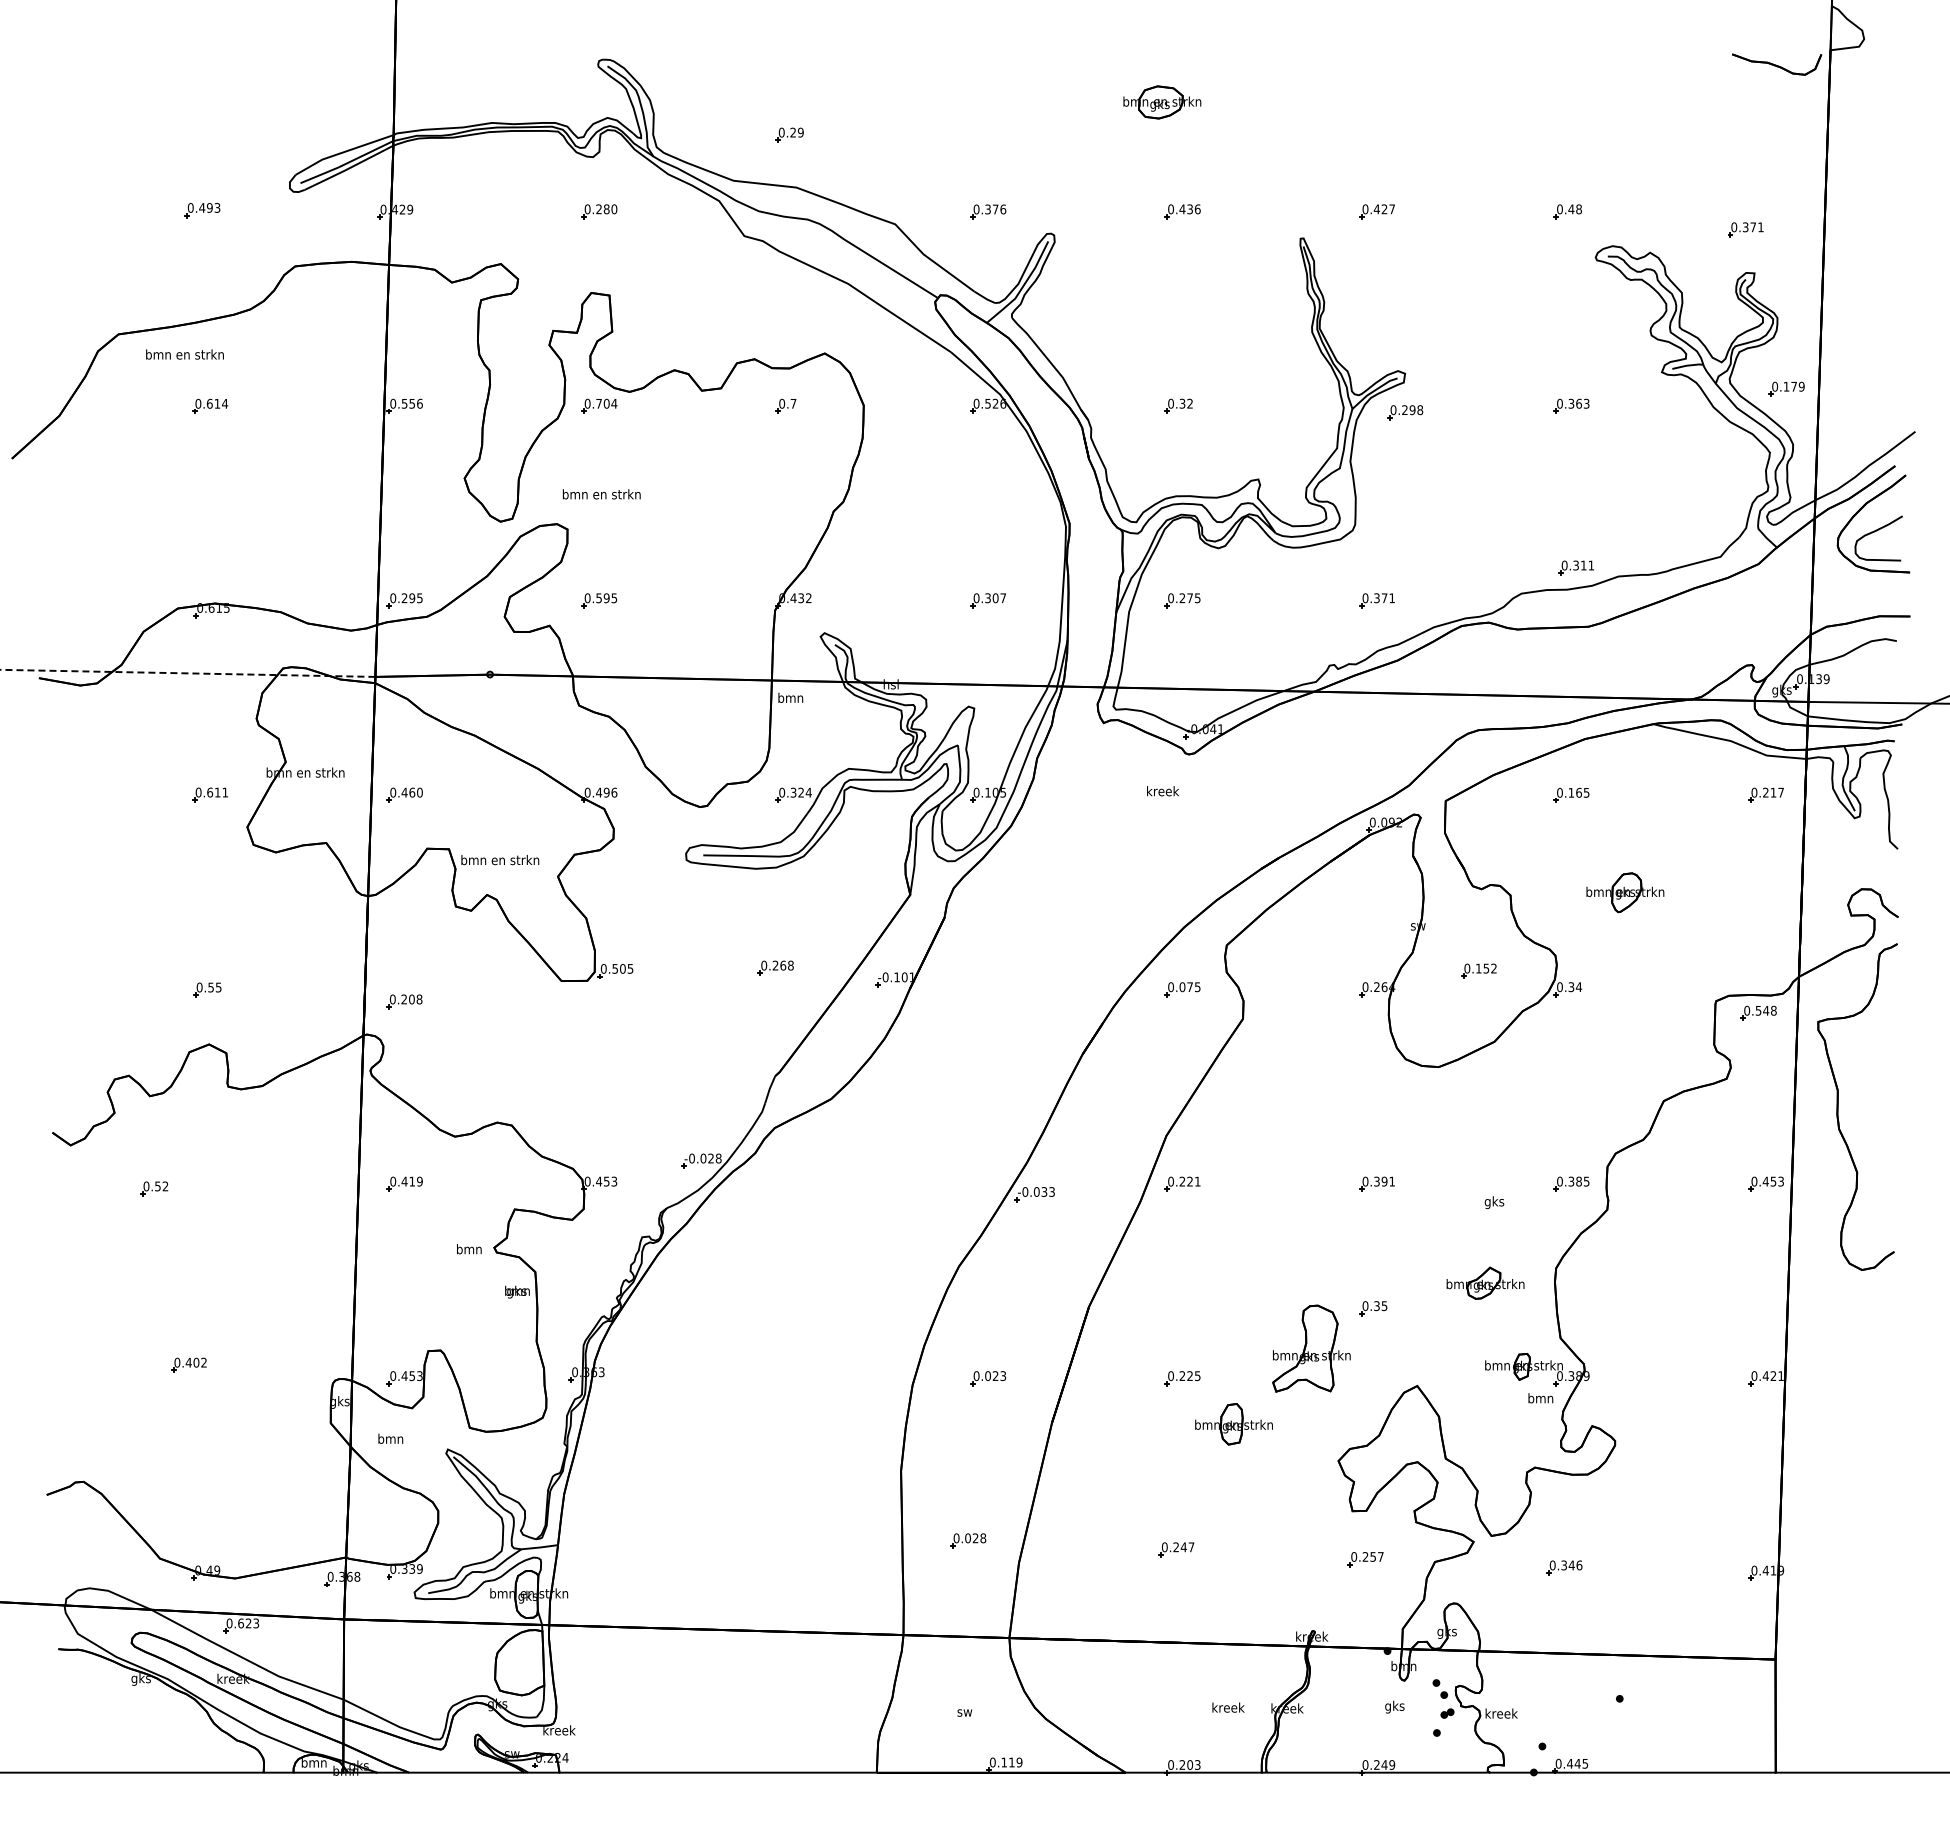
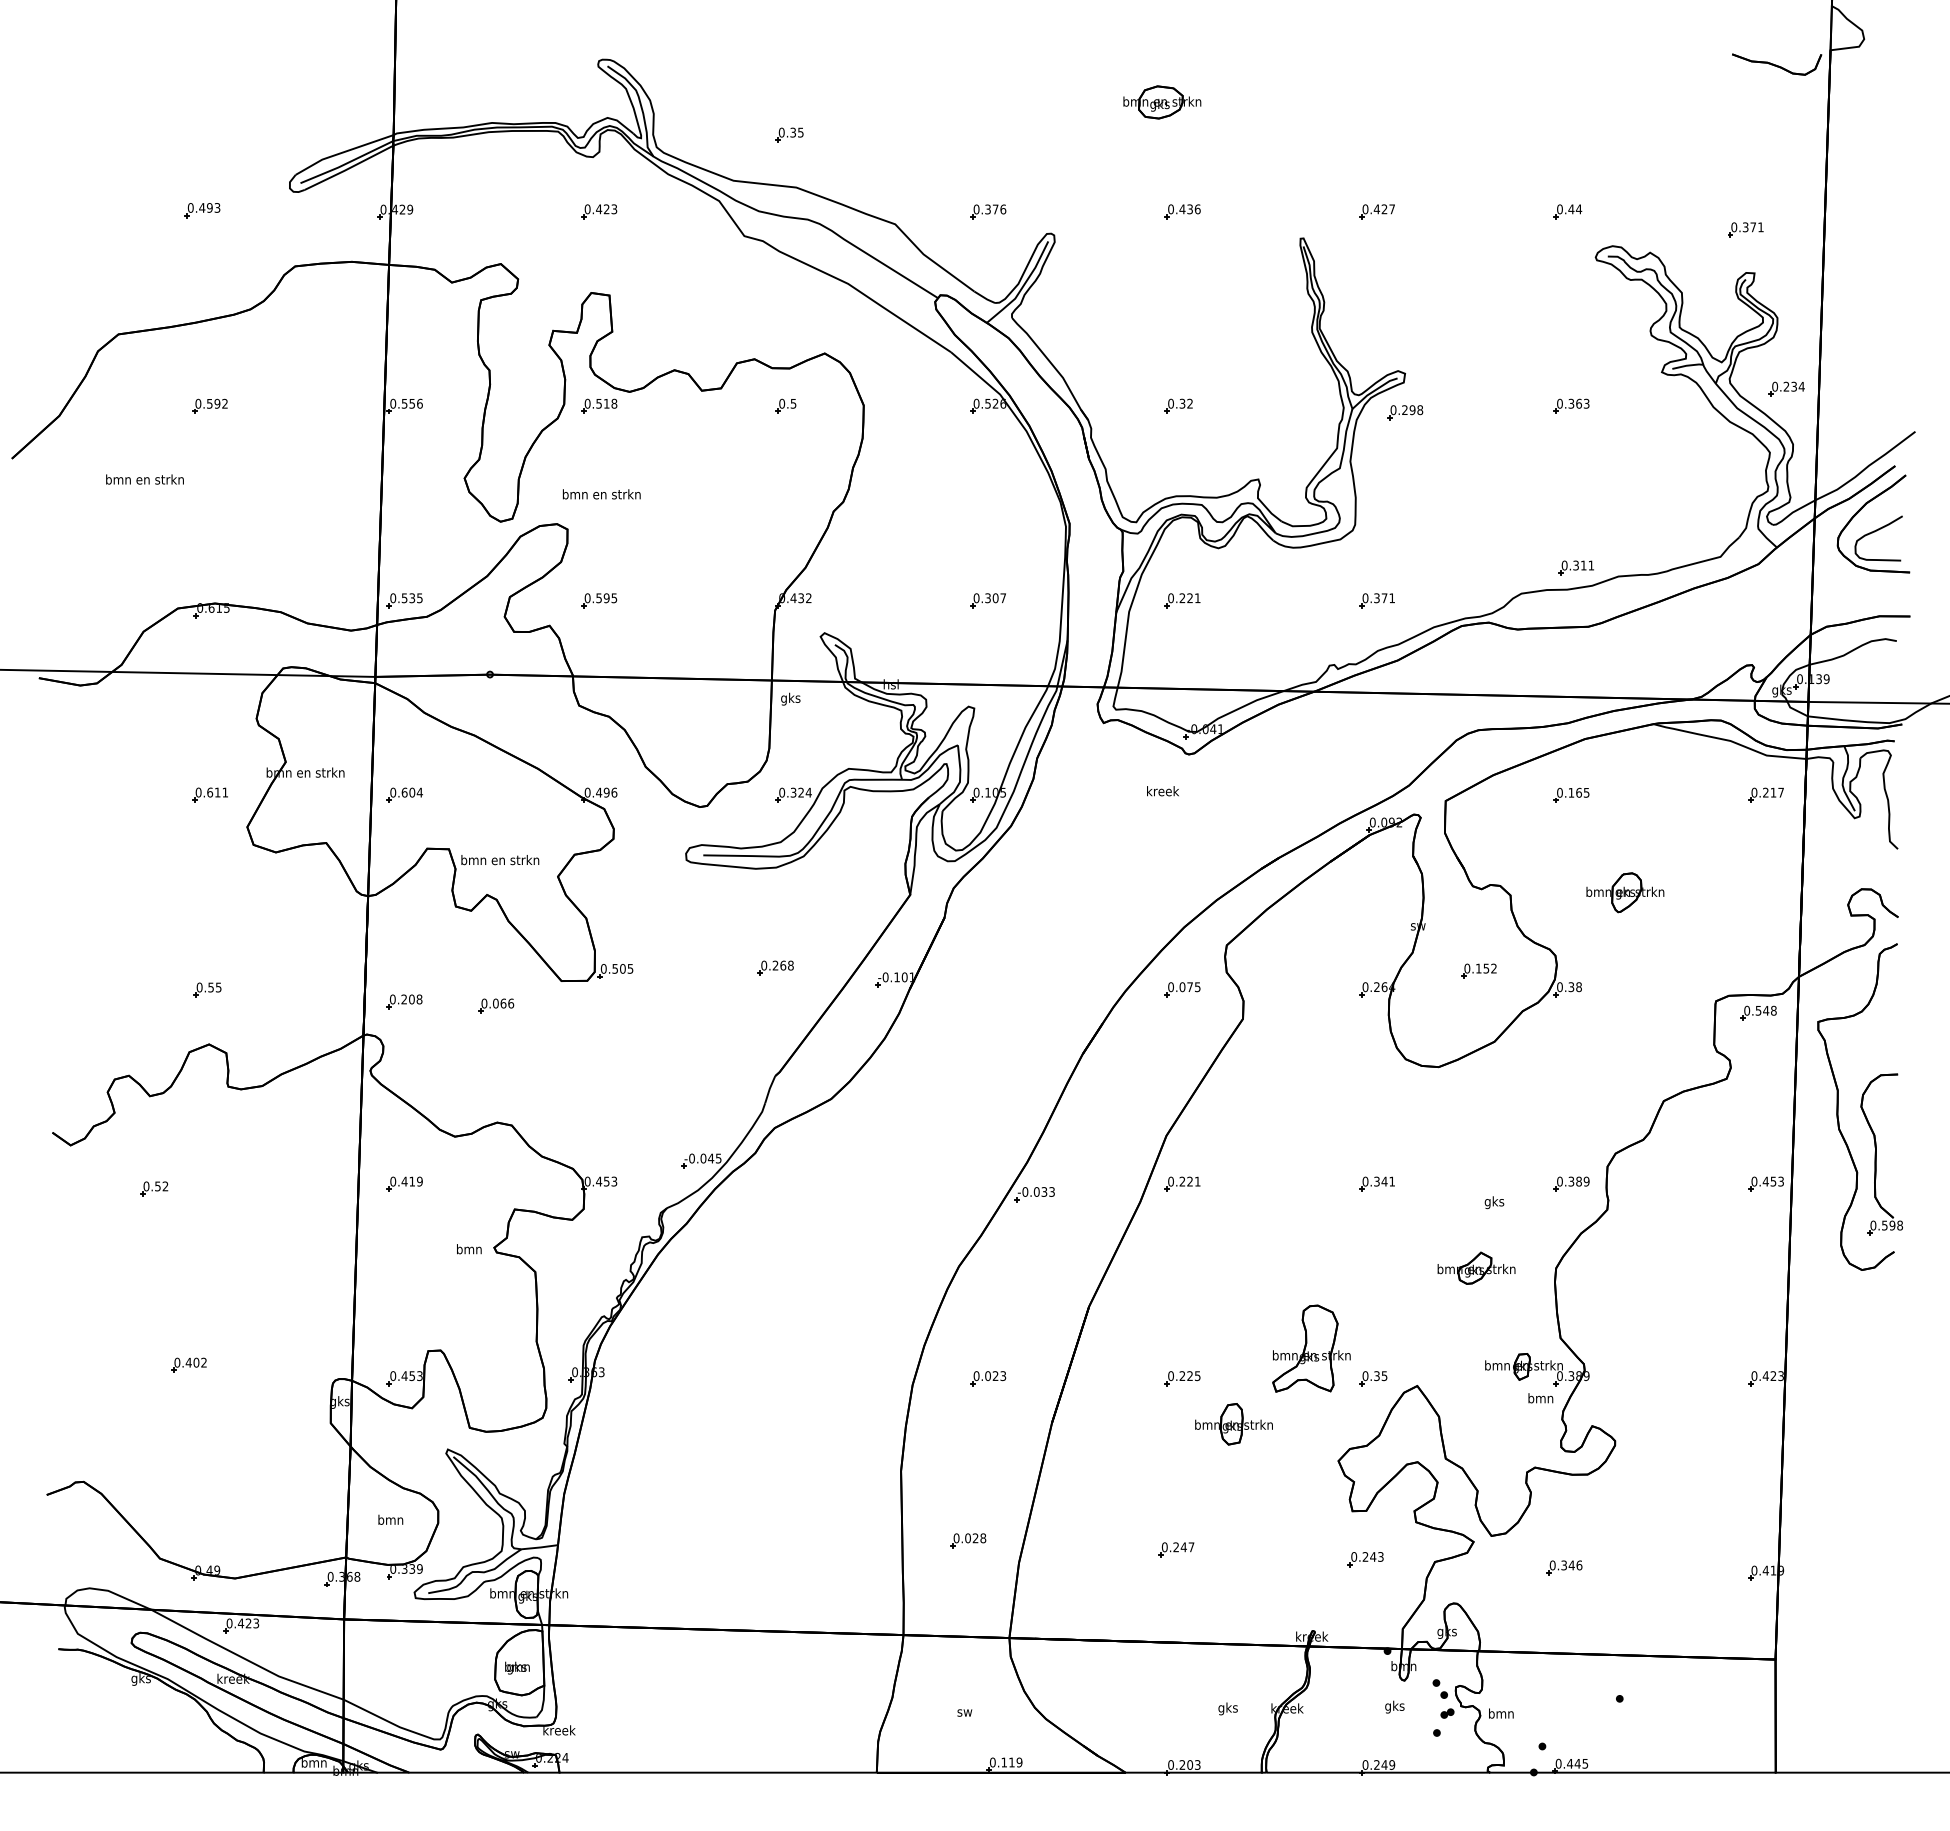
text: 0.29 -> 0.35 (796, 132)
text: 0.280 -> 0.423 (606, 209)
text: 0.48 -> 0.44 (1578, 209)
text position: (184, 354) -> (144, 479) (144, 479)
text: 0.179 -> 0.234 (1793, 386)
text: 0.614 -> 0.592 (217, 403)
text: 0.704 -> 0.518 (606, 403)
text: 0.7 -> 0.5 (793, 403)
text: 0.295 -> 0.535 (408, 598)
text: 0.275 -> 0.221 (1193, 598)
line: dashed -> solid (187, 673)
text: bmn -> gks (790, 698)
text: 0.460 -> 0.604 (411, 792)
text: 0.34 -> 0.38 (1578, 987)
part: none -> present (496, 1005)
part: none -> present (1881, 1154)
text: -0.028 -> -0.045 (714, 1158)
text: 0.391 -> 0.341 (1384, 1181)
text: 0.385 -> 0.389 (1586, 1181)
part position: (1485, 1282) -> (1476, 1267) (1476, 1267)
text position: (517, 1291) -> (517, 1667) (517, 1667)
part position: (1373, 1308) -> (1373, 1378) (1373, 1378)
text: 0.421 -> 0.423 (1780, 1376)
text position: (390, 1438) -> (390, 1519) (390, 1519)
text: 0.257 -> 0.243 (1376, 1556)
text: 0.623 -> 0.423 (240, 1623)
text: kreek -> gks (1228, 1708)
text: kreek -> bmn (1501, 1713)
